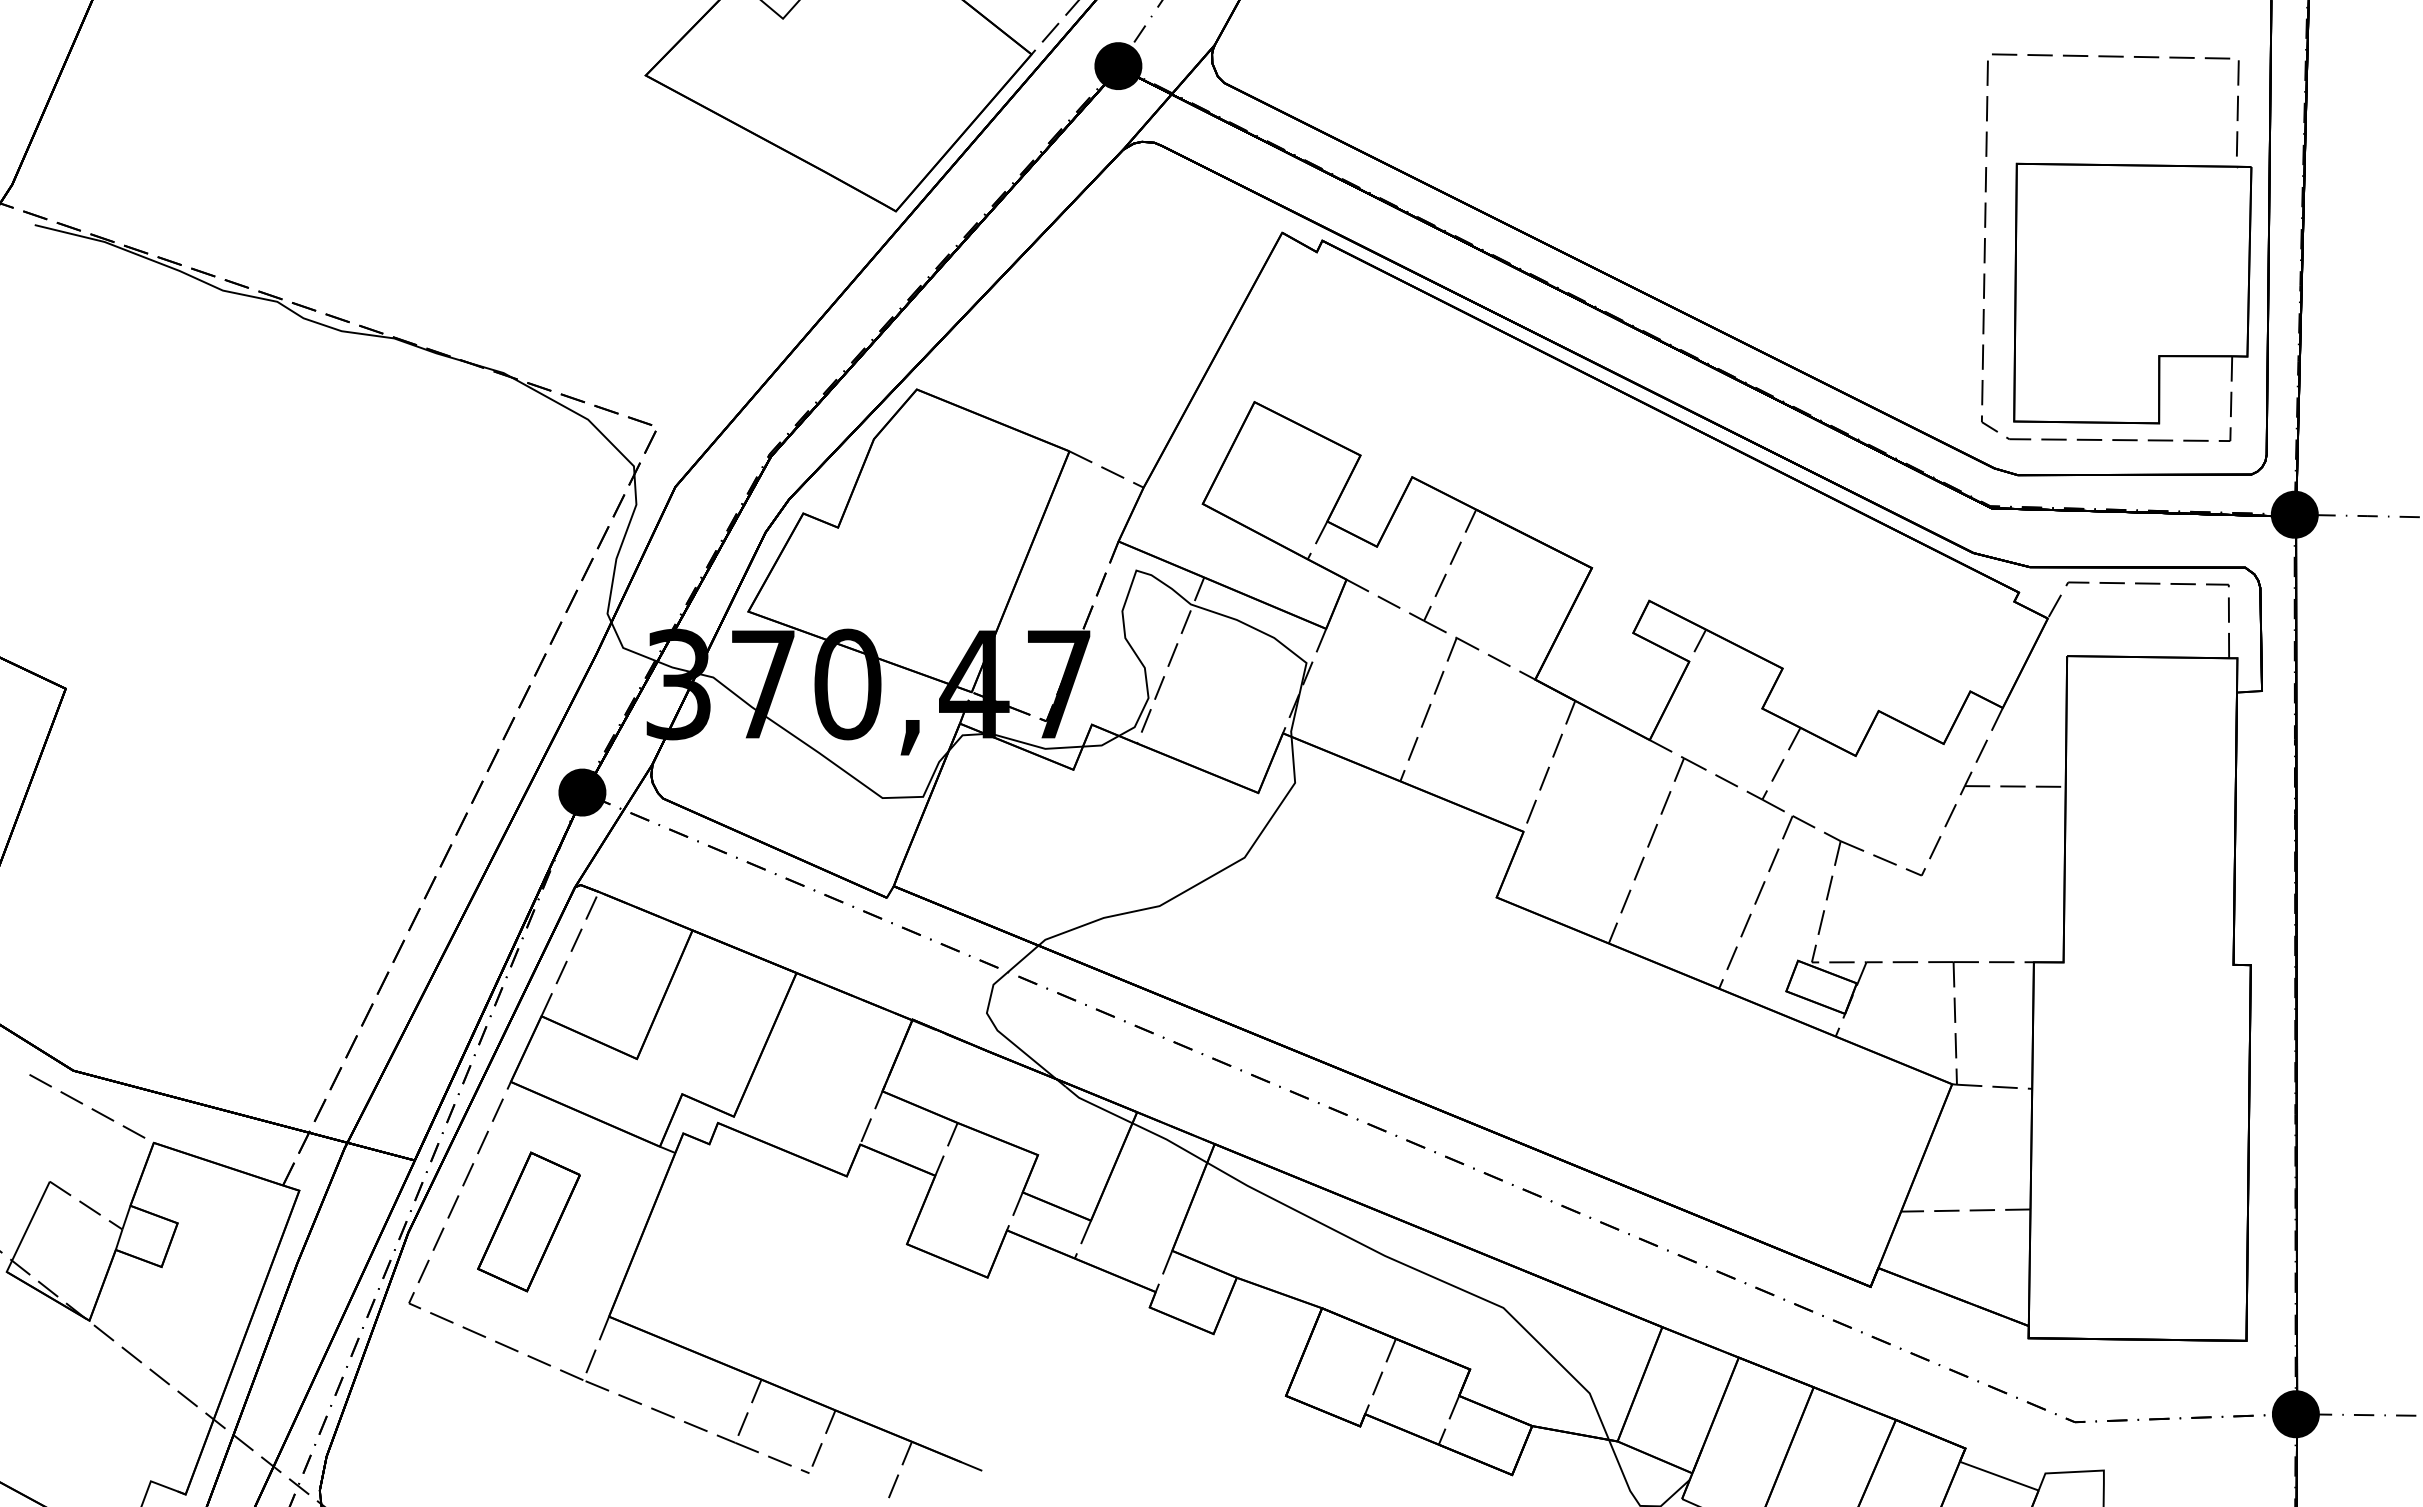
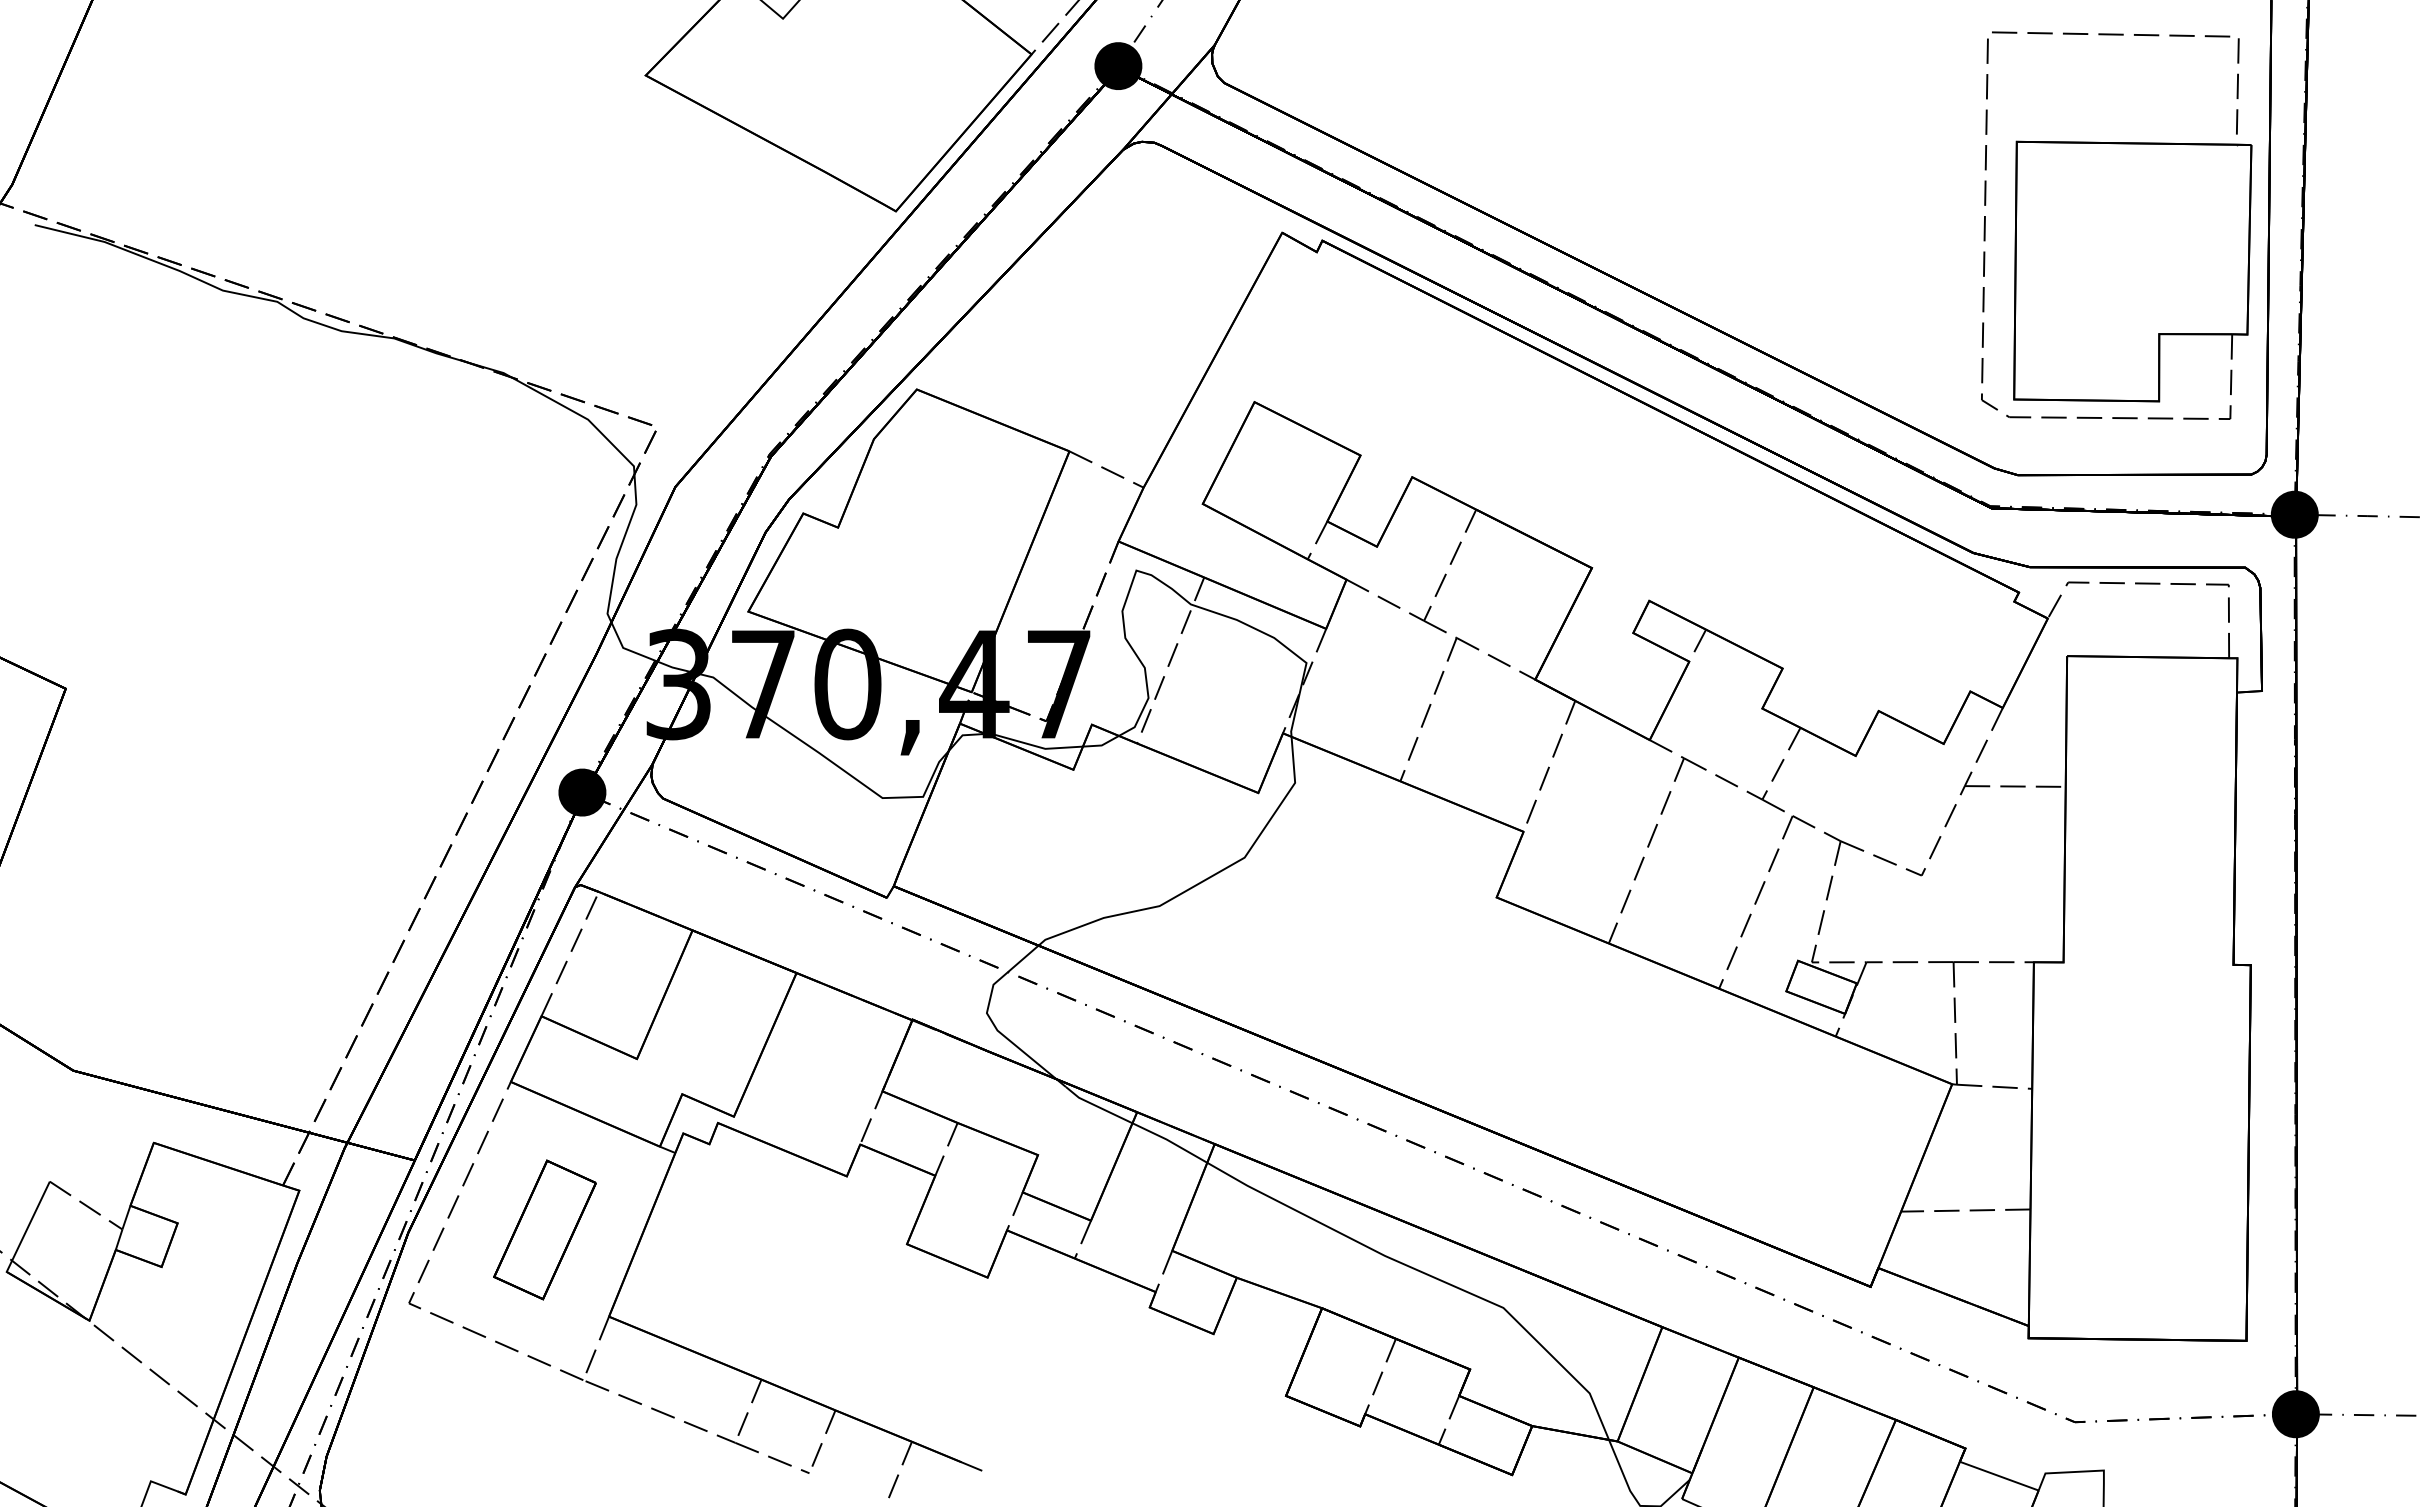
part position: (2116, 247) -> (2116, 225) (2116, 225)
line: present -> none (83, 1103)
part position: (528, 1221) -> (544, 1229) (544, 1229)
